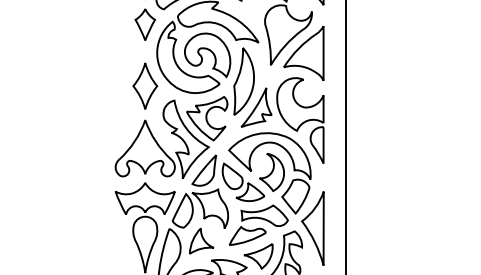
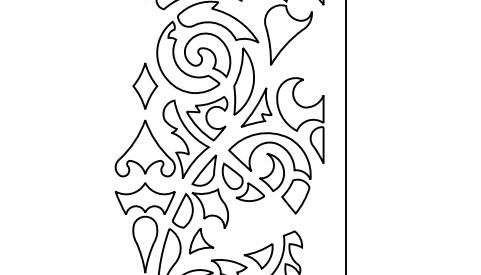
part: present -> none (145, 24)
part: present -> none (303, 53)
part: present -> none (258, 224)
part: present -> none (312, 228)
